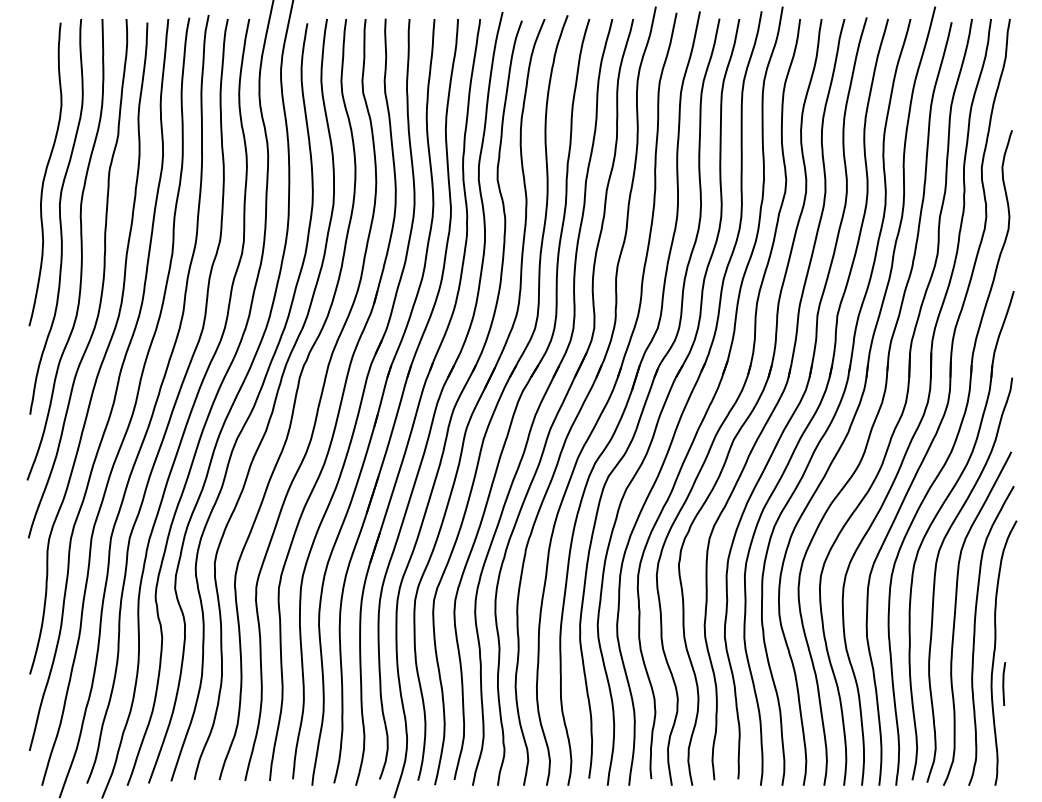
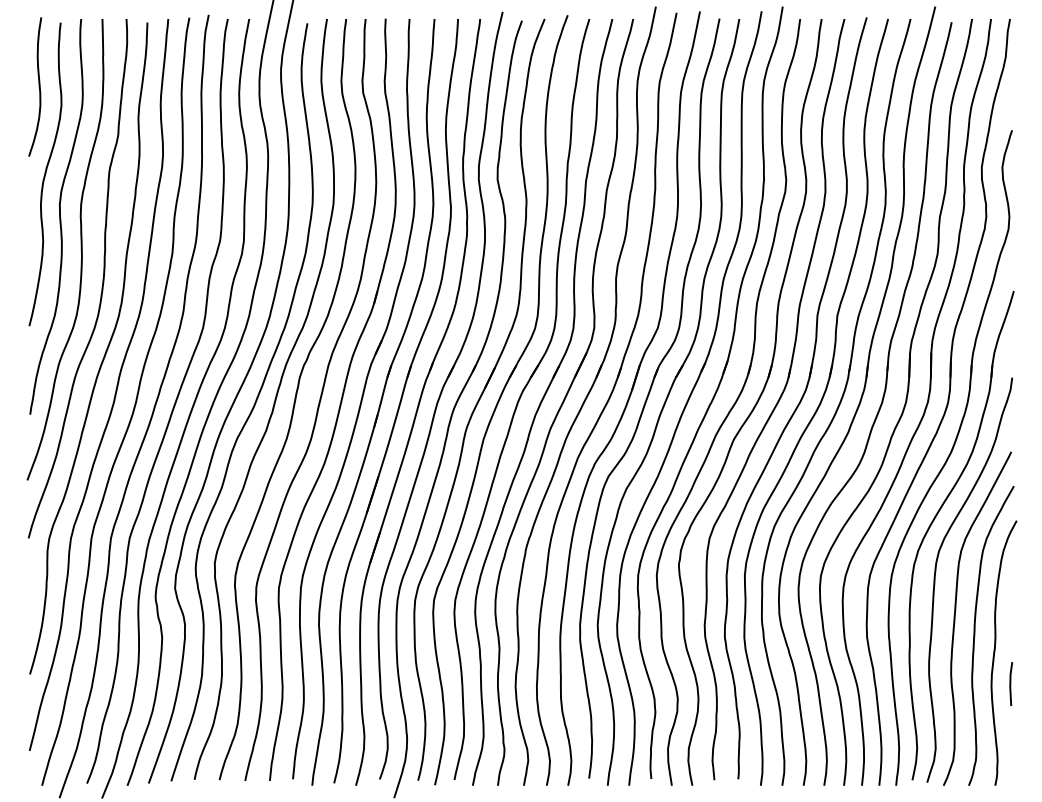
curve: none -> present (38, 86)
line position: (1004, 683) -> (1011, 683) (1011, 683)
